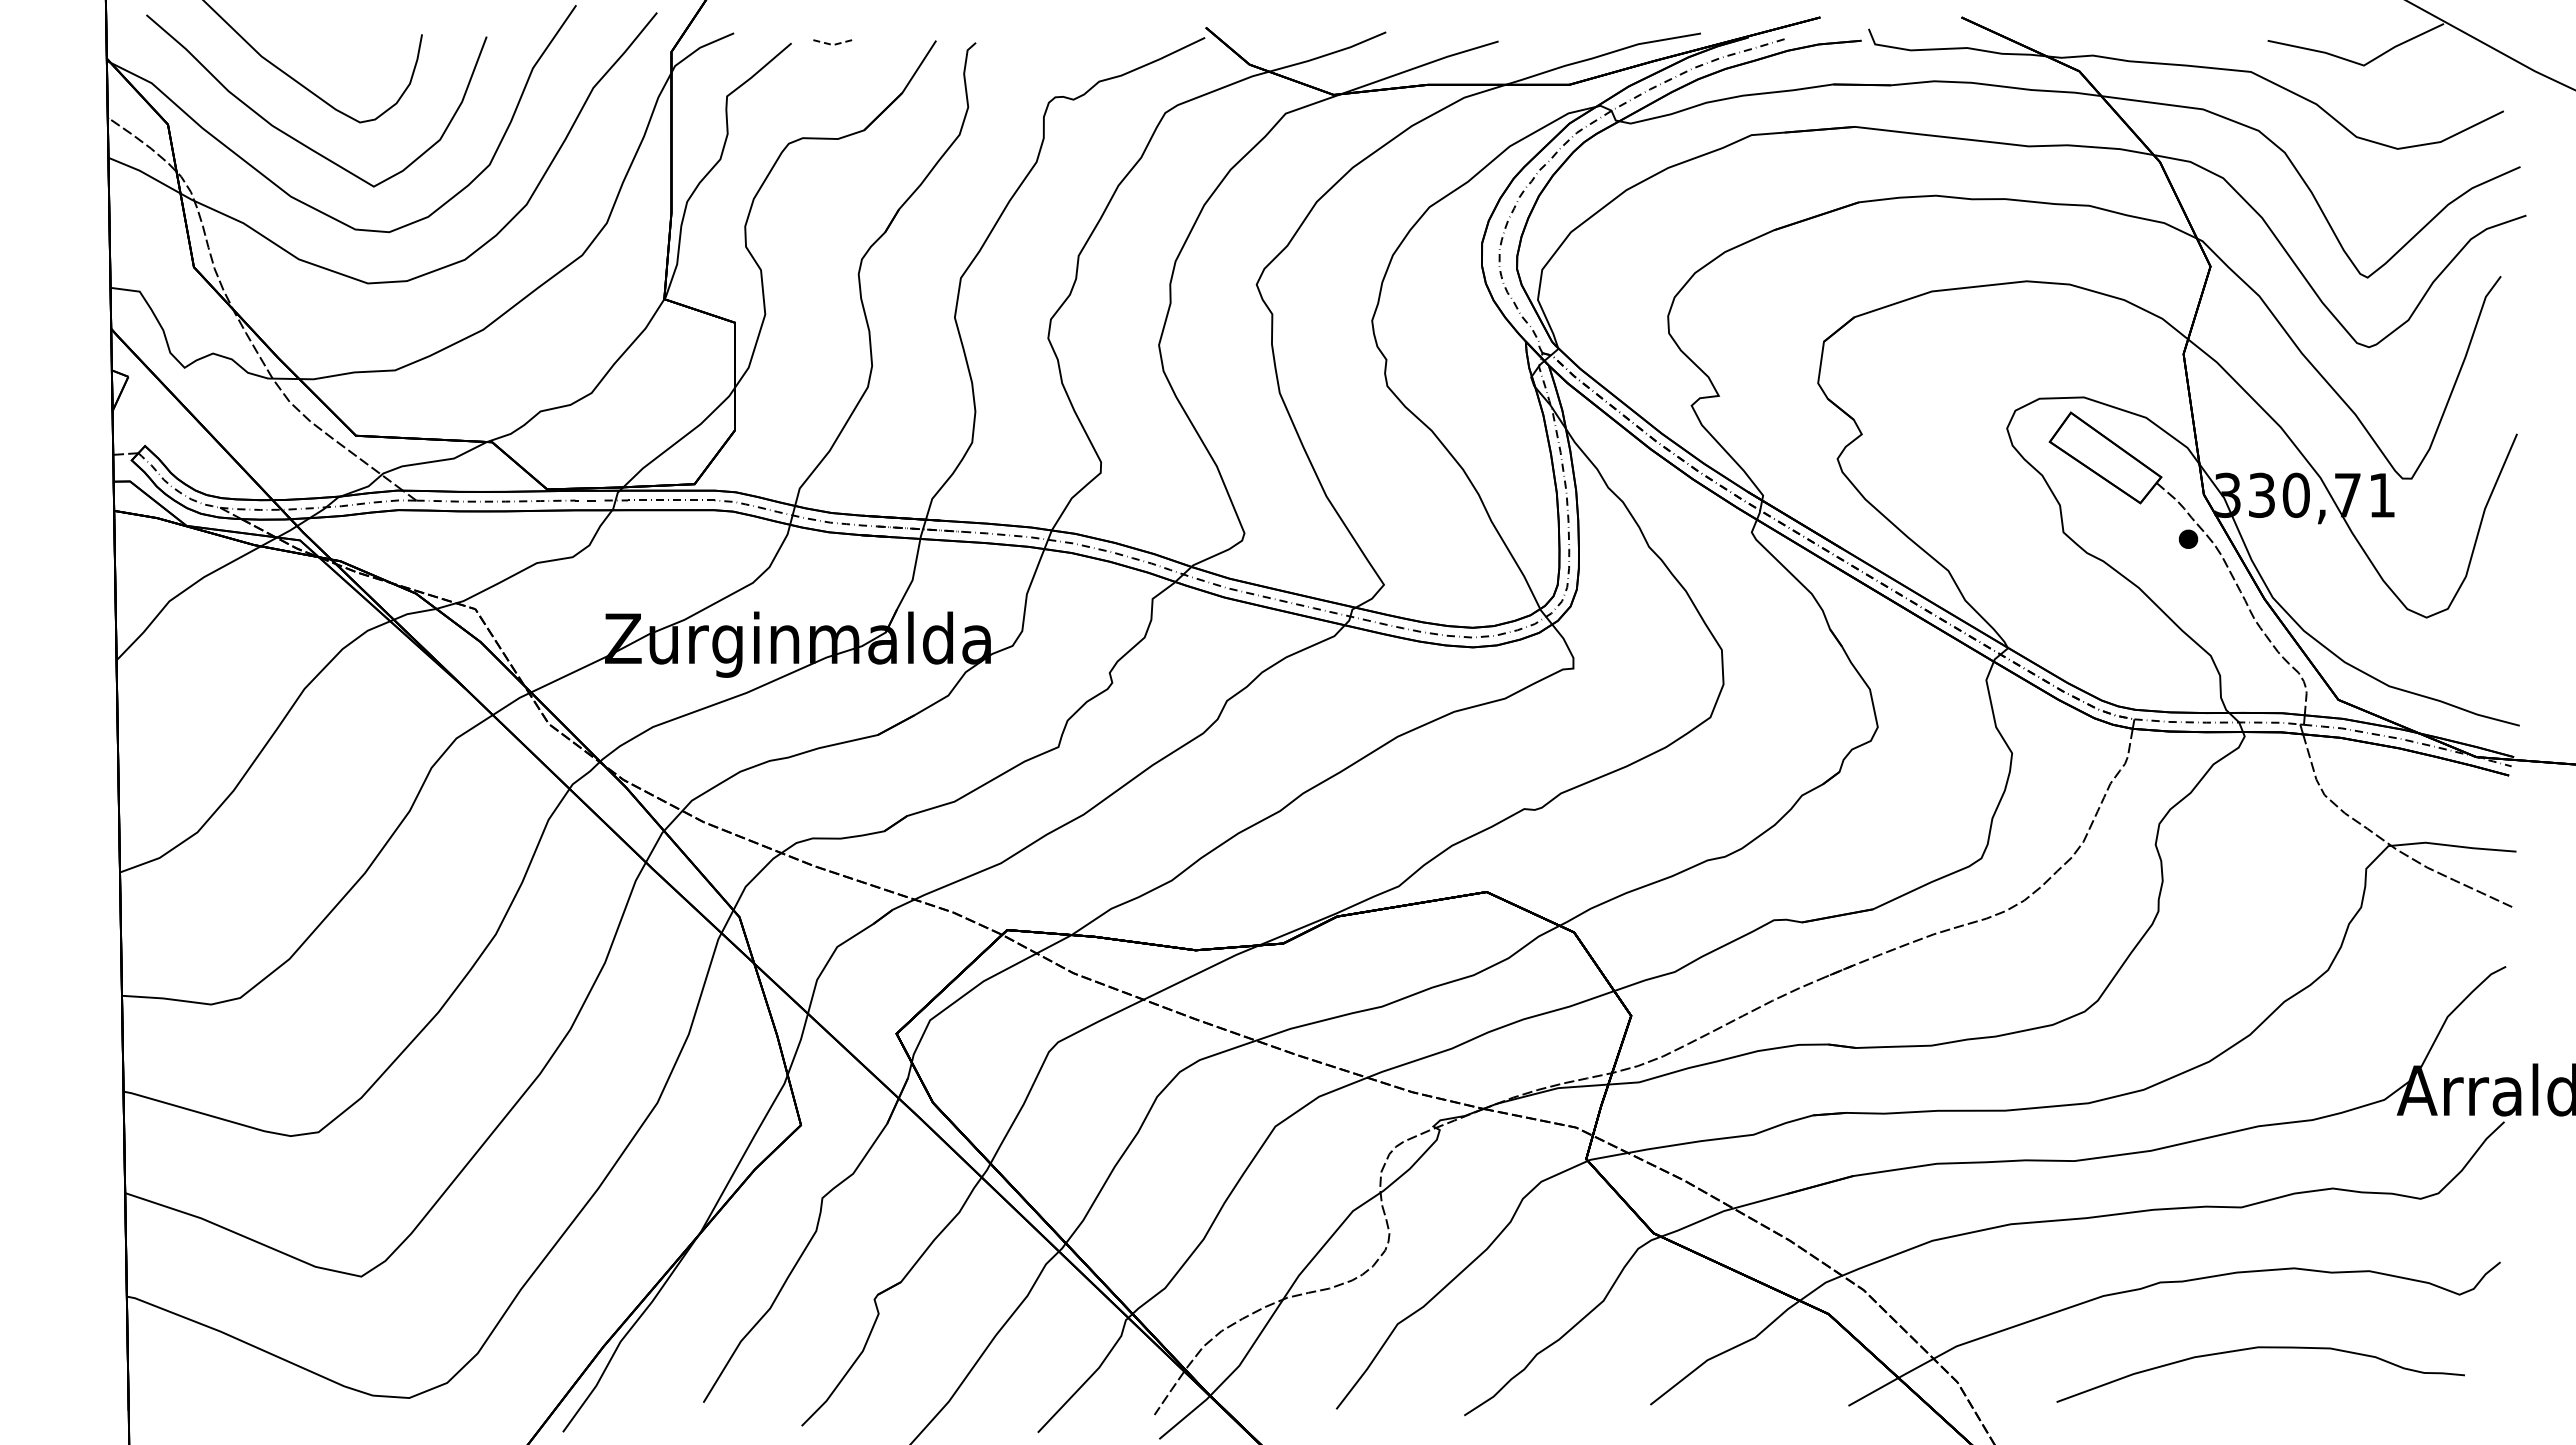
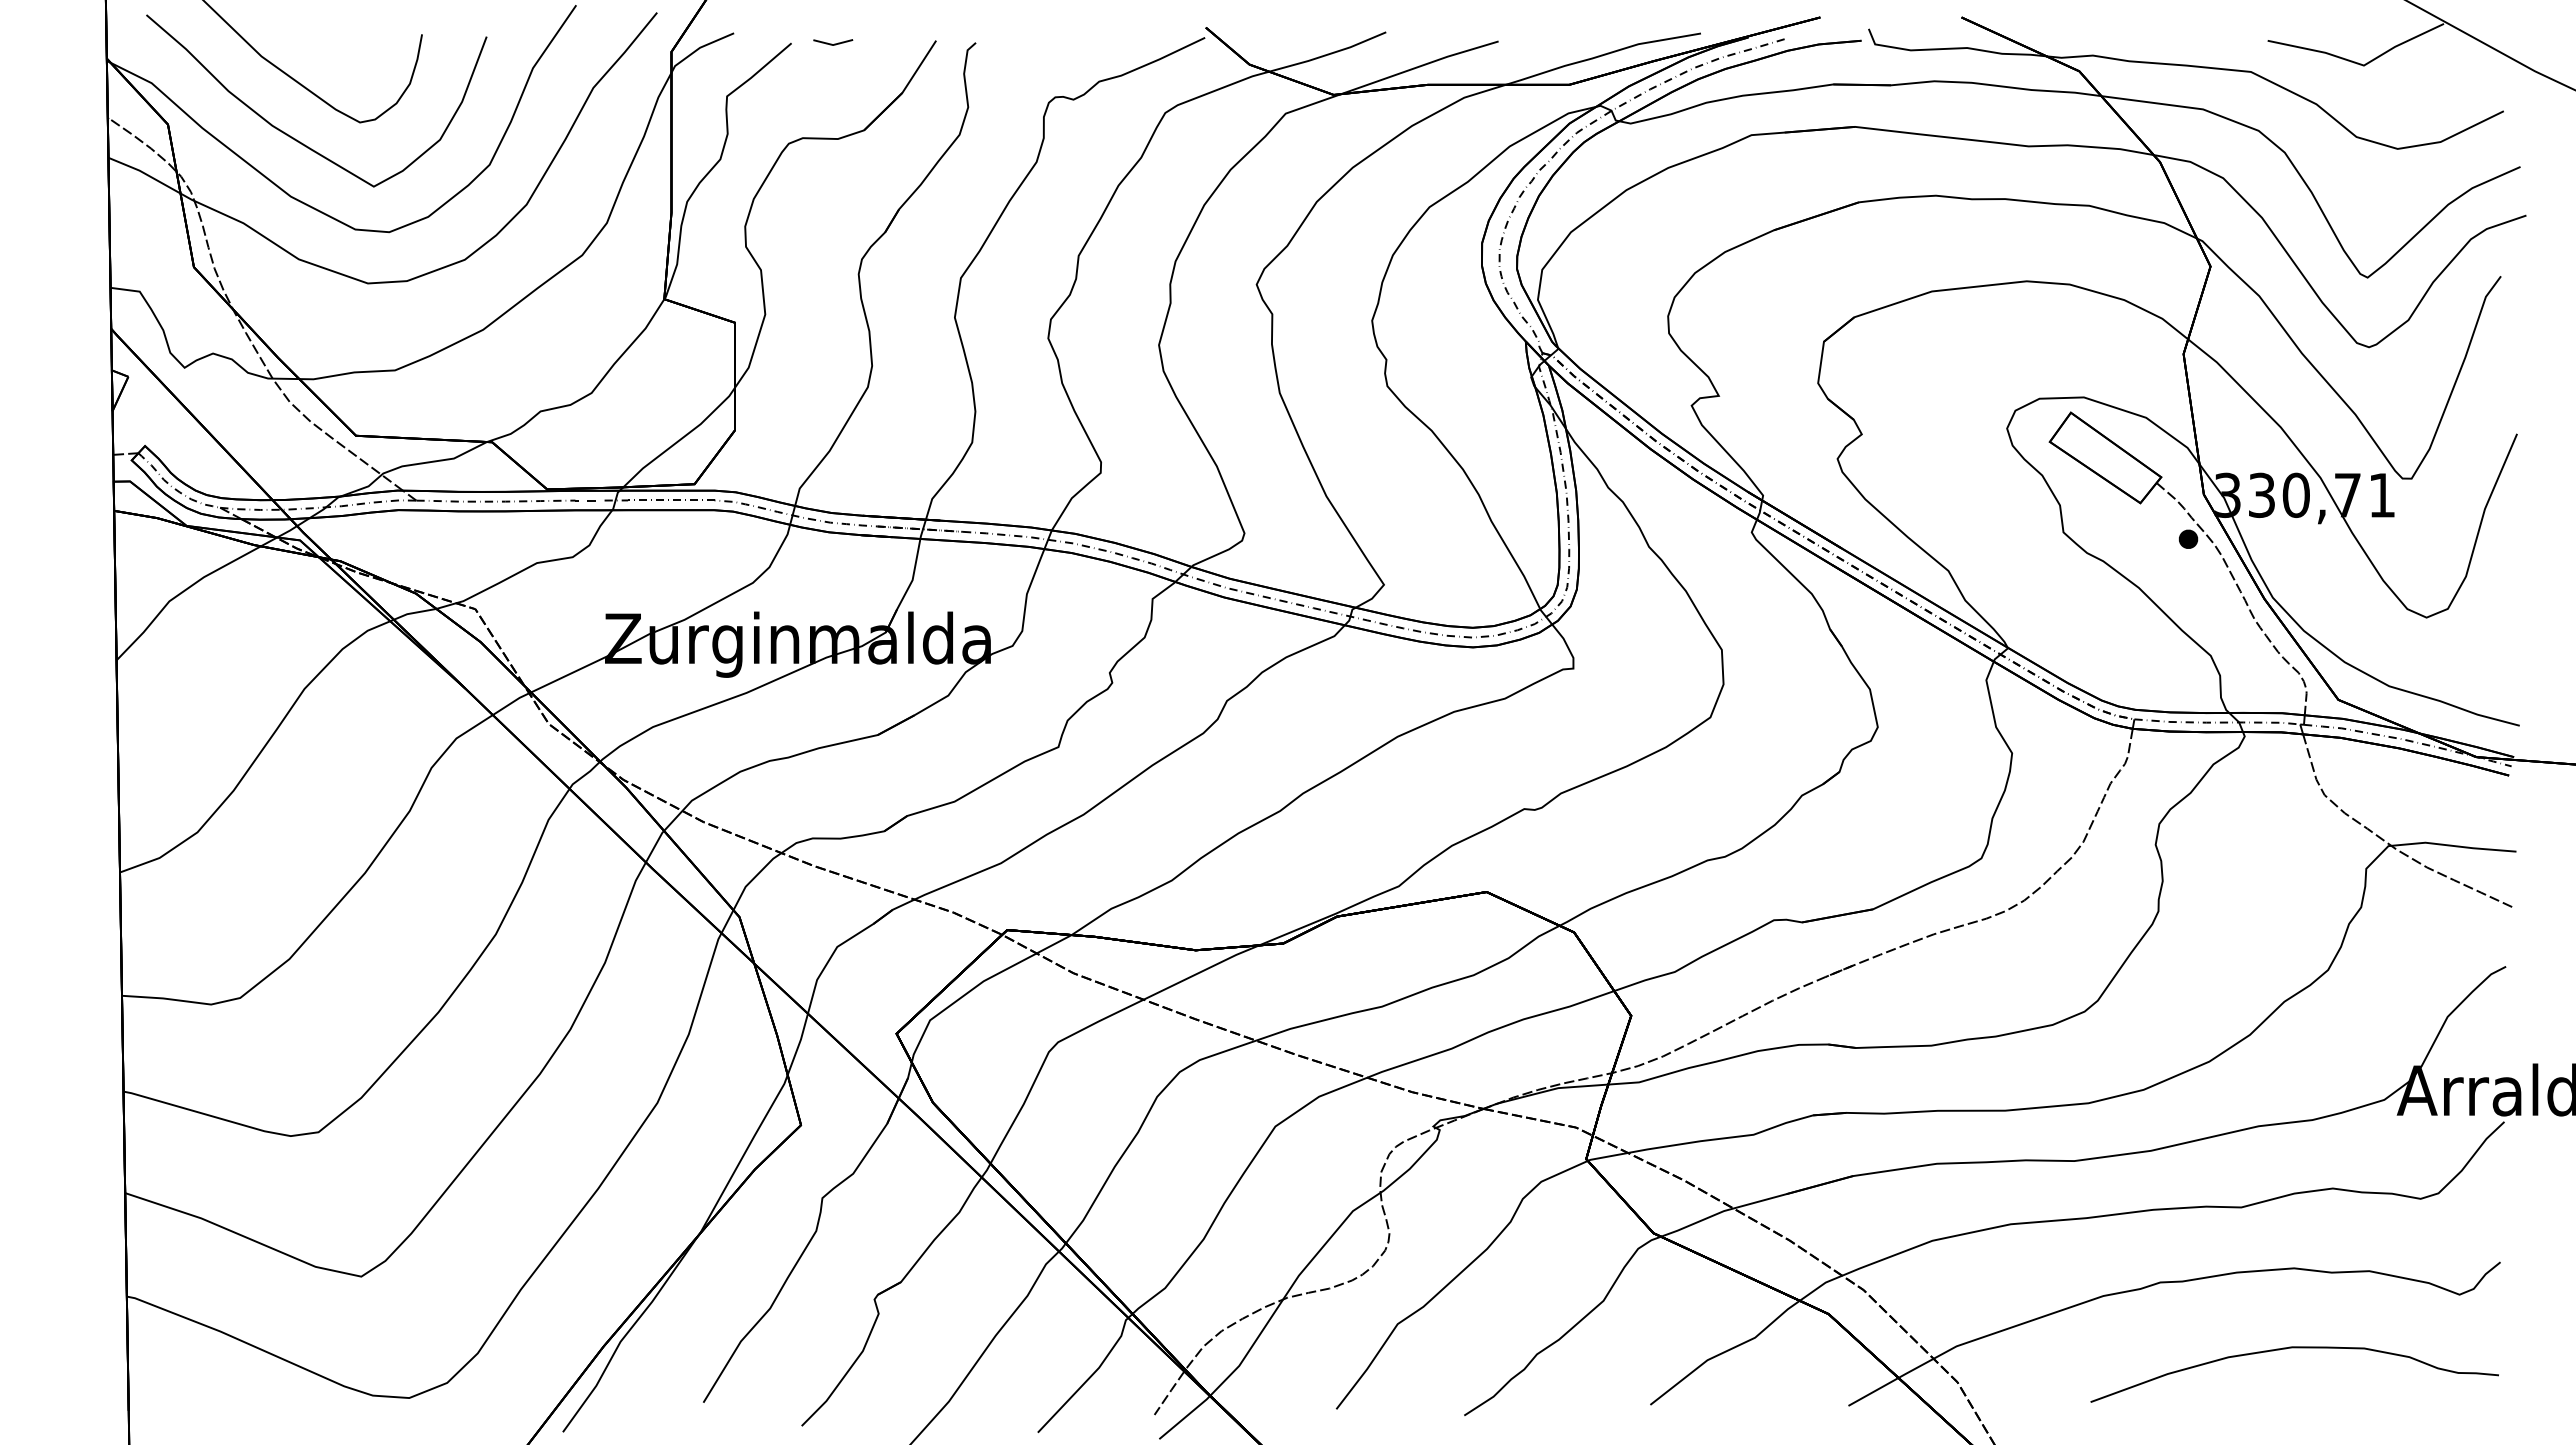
line: dashed -> solid (833, 45)
curve position: (2260, 1348) -> (2294, 1348) (2294, 1348)
